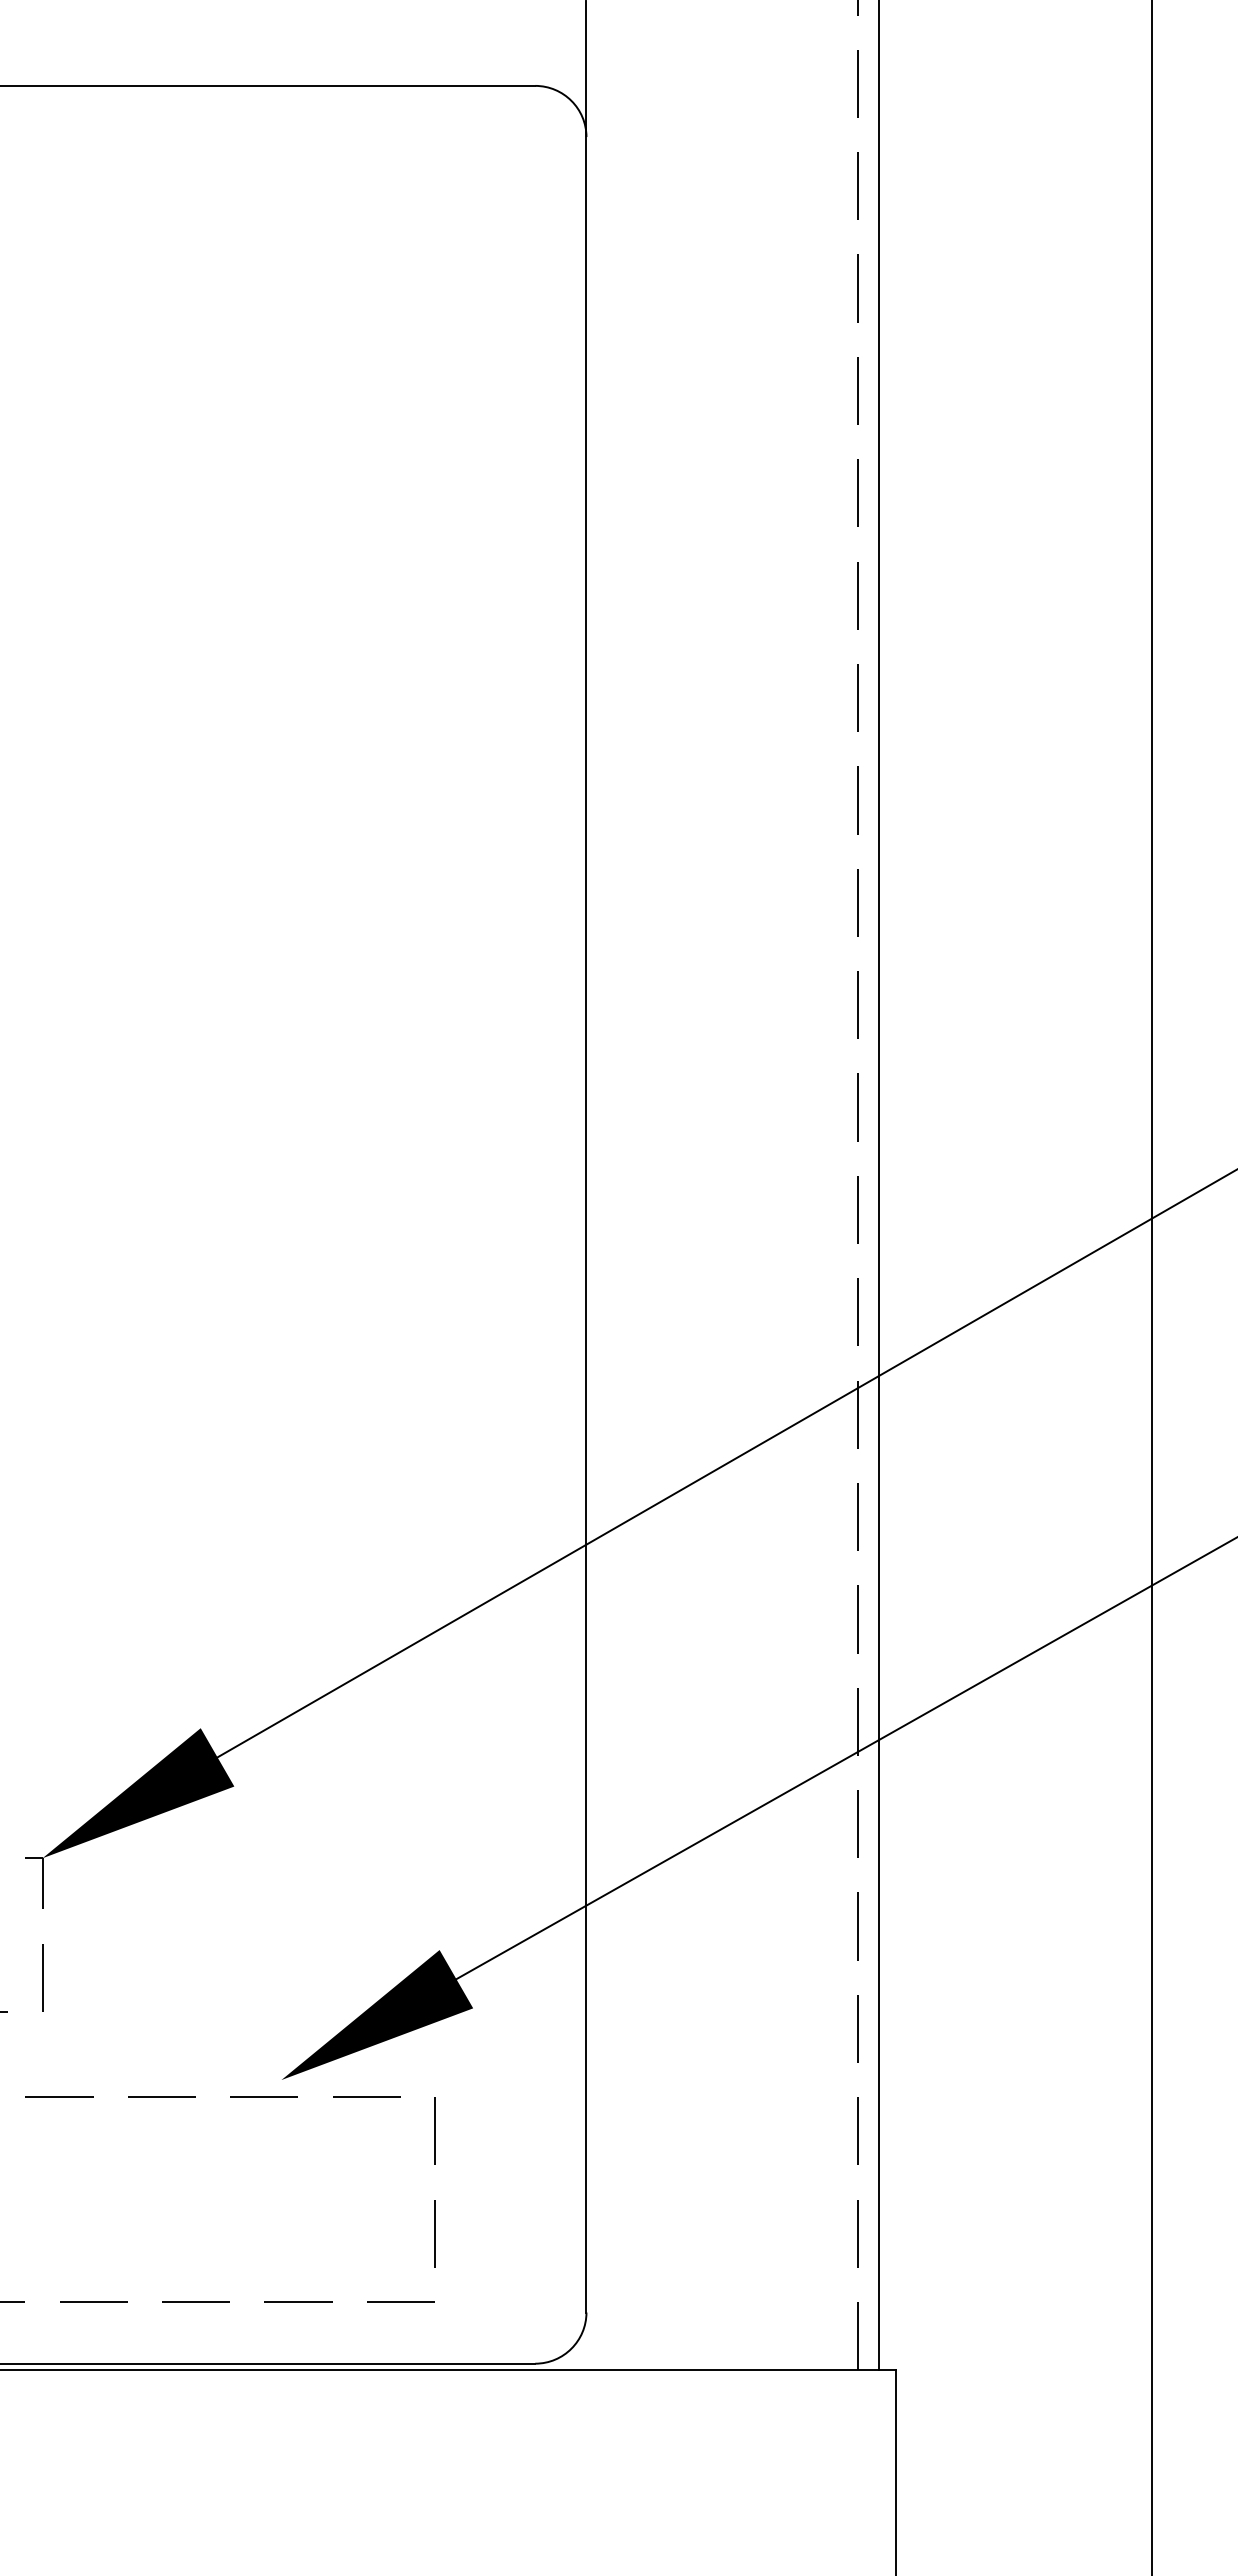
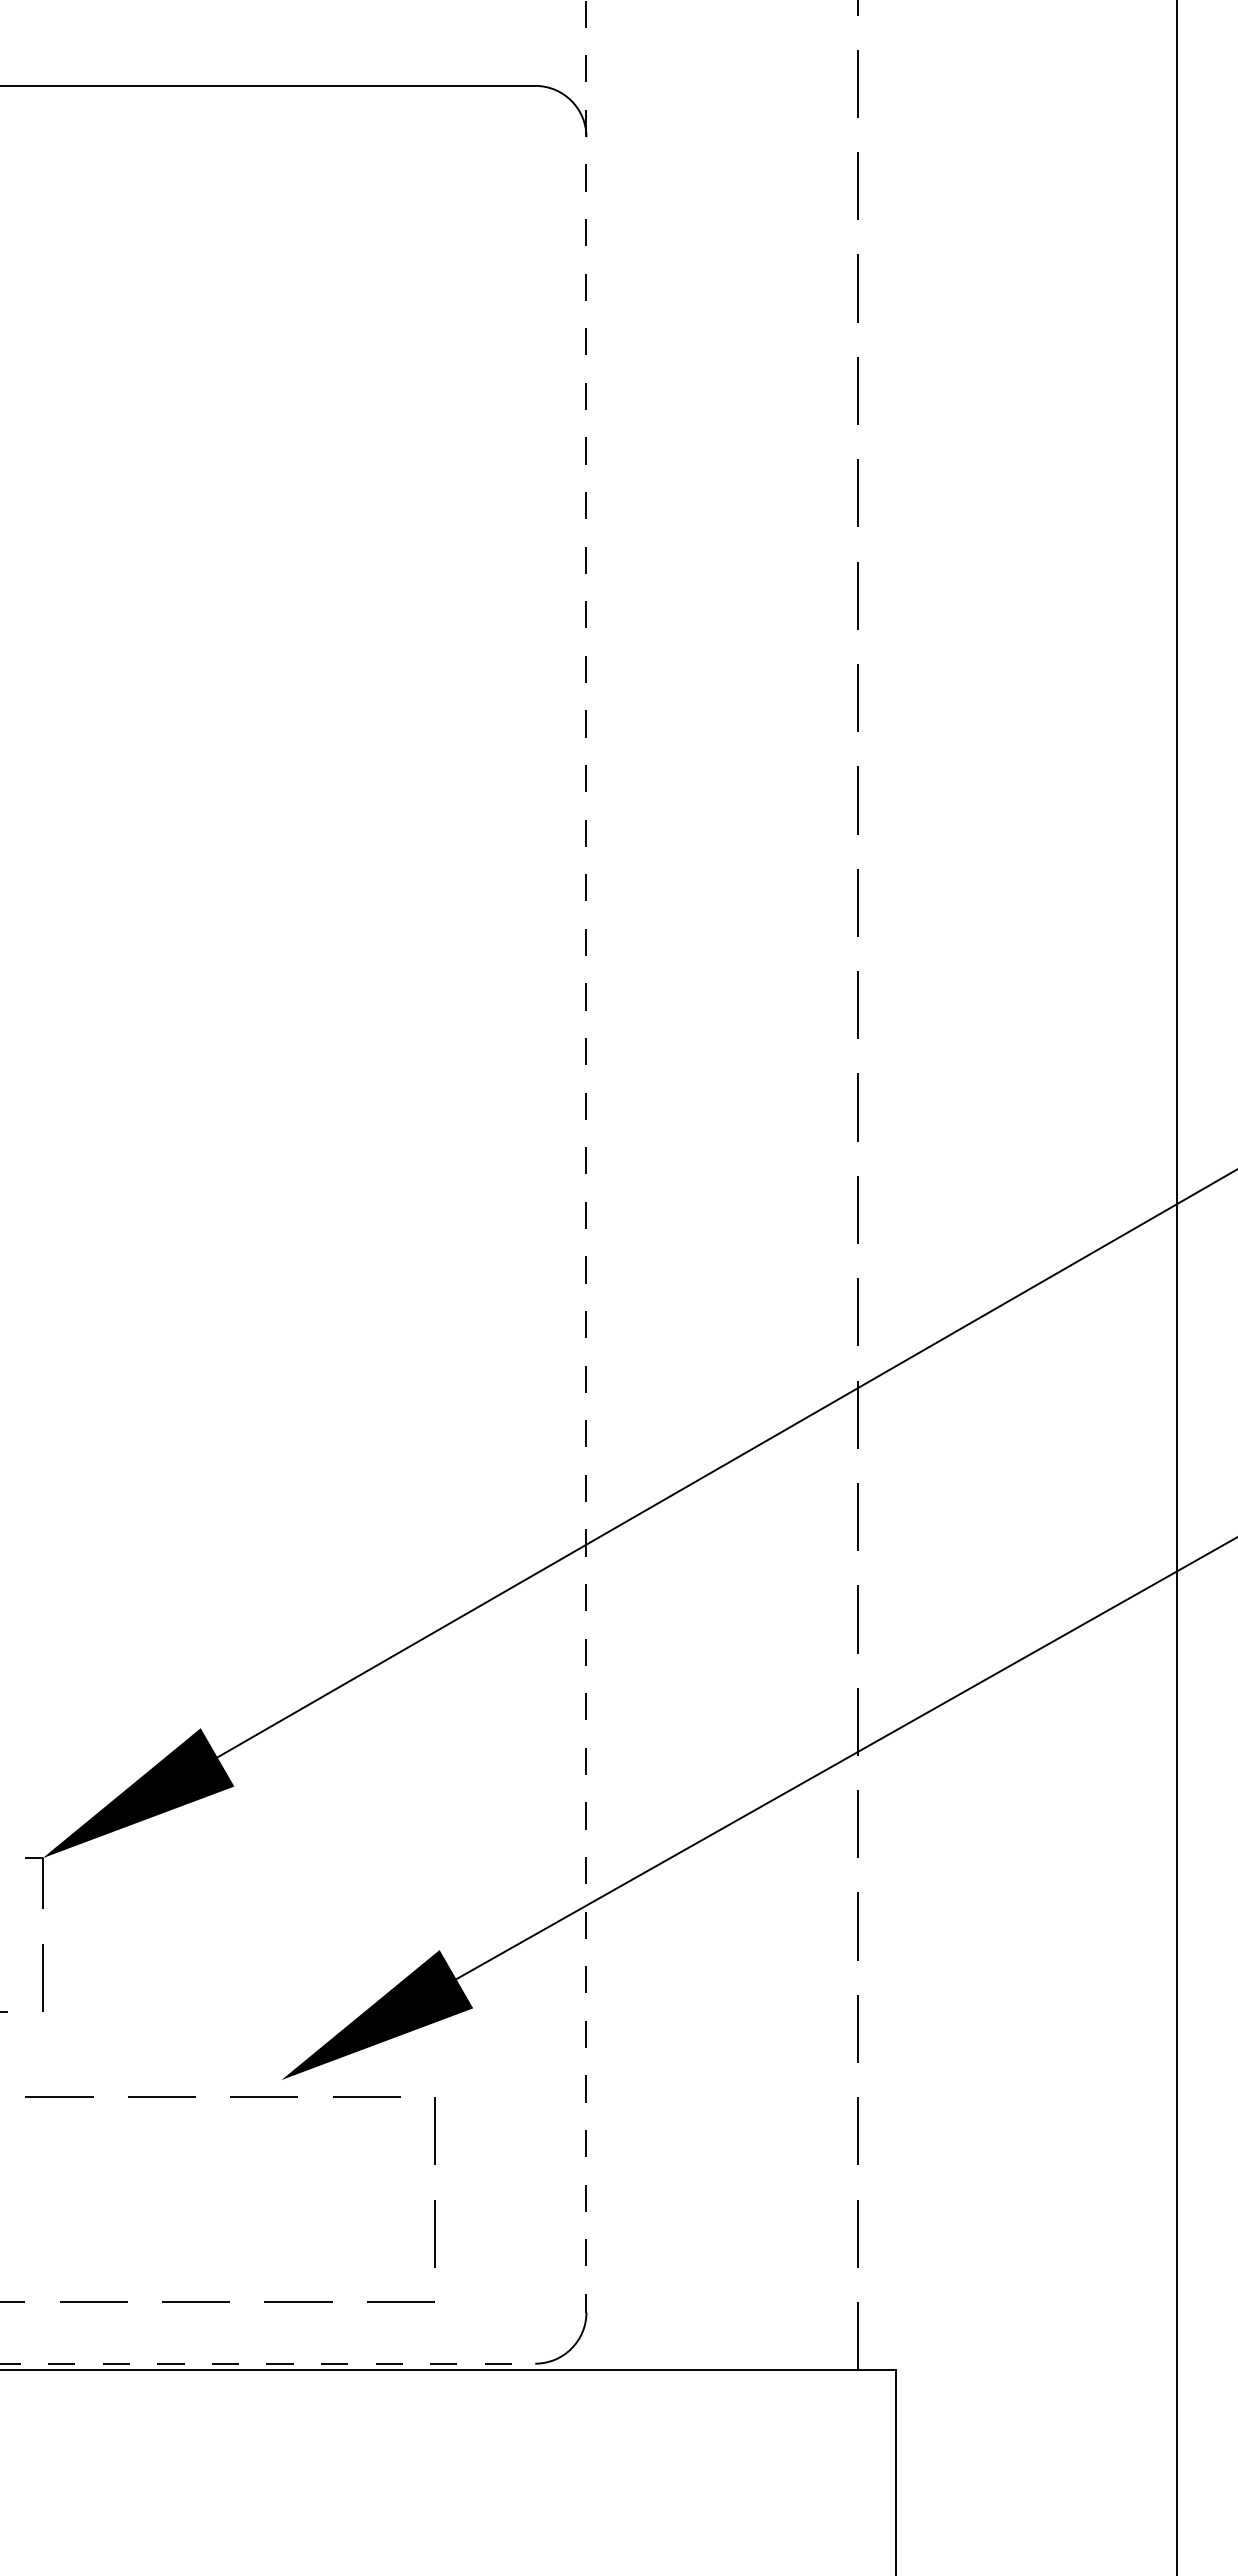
line: solid -> dashed (586, 1156)
line: present -> none (878, 1186)
line position: (1151, 1287) -> (1176, 1287) (1176, 1287)
line: solid -> dashed (268, 2363)
